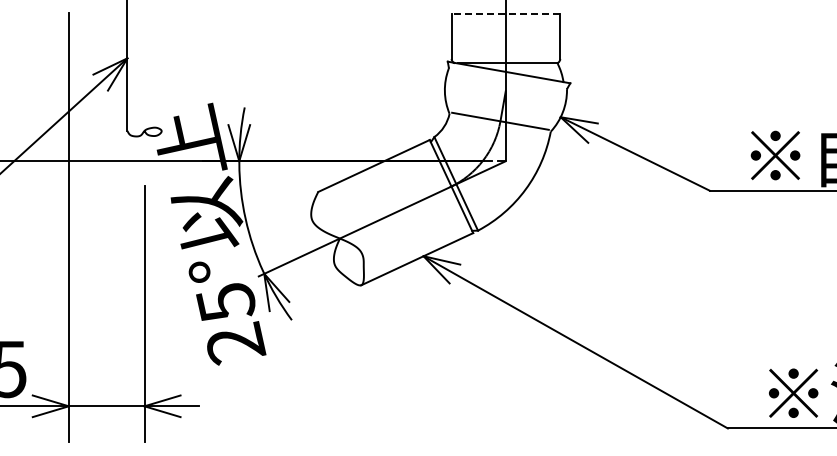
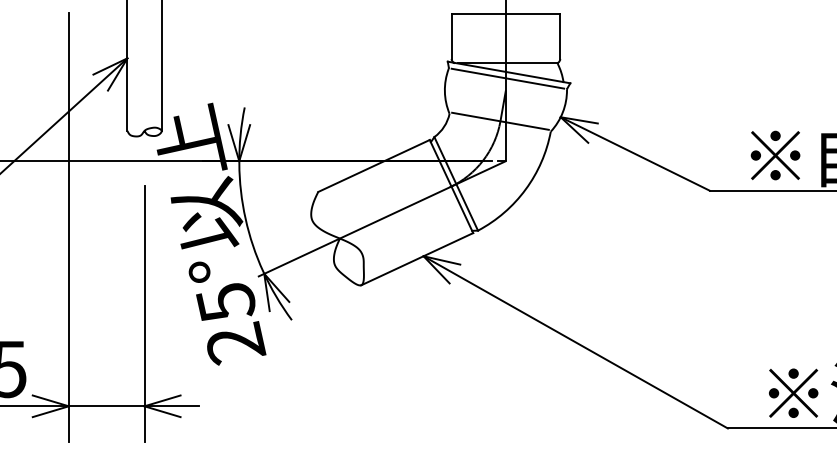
line: dashed -> solid (505, 13)
line: none -> present (161, 66)
line: none -> present (507, 78)
